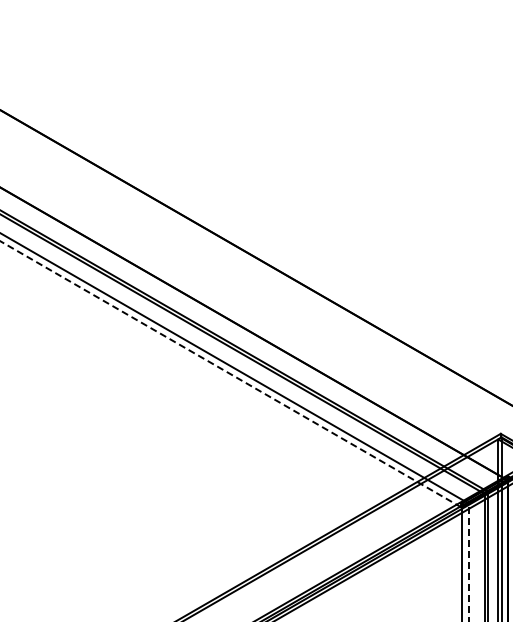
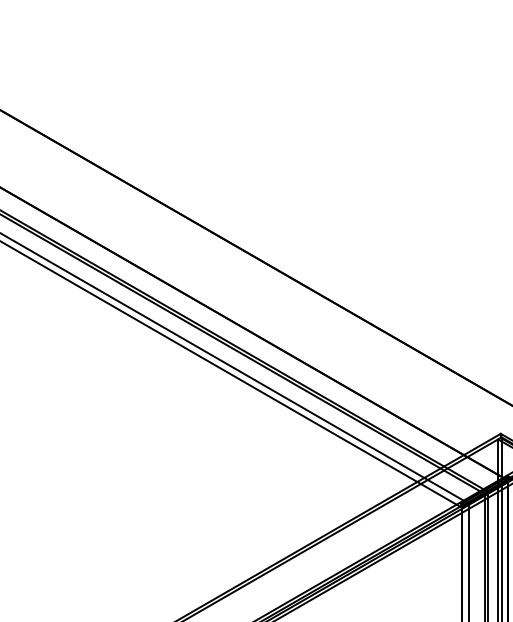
line: dashed -> solid (231, 374)
line: dashed -> solid (468, 562)
